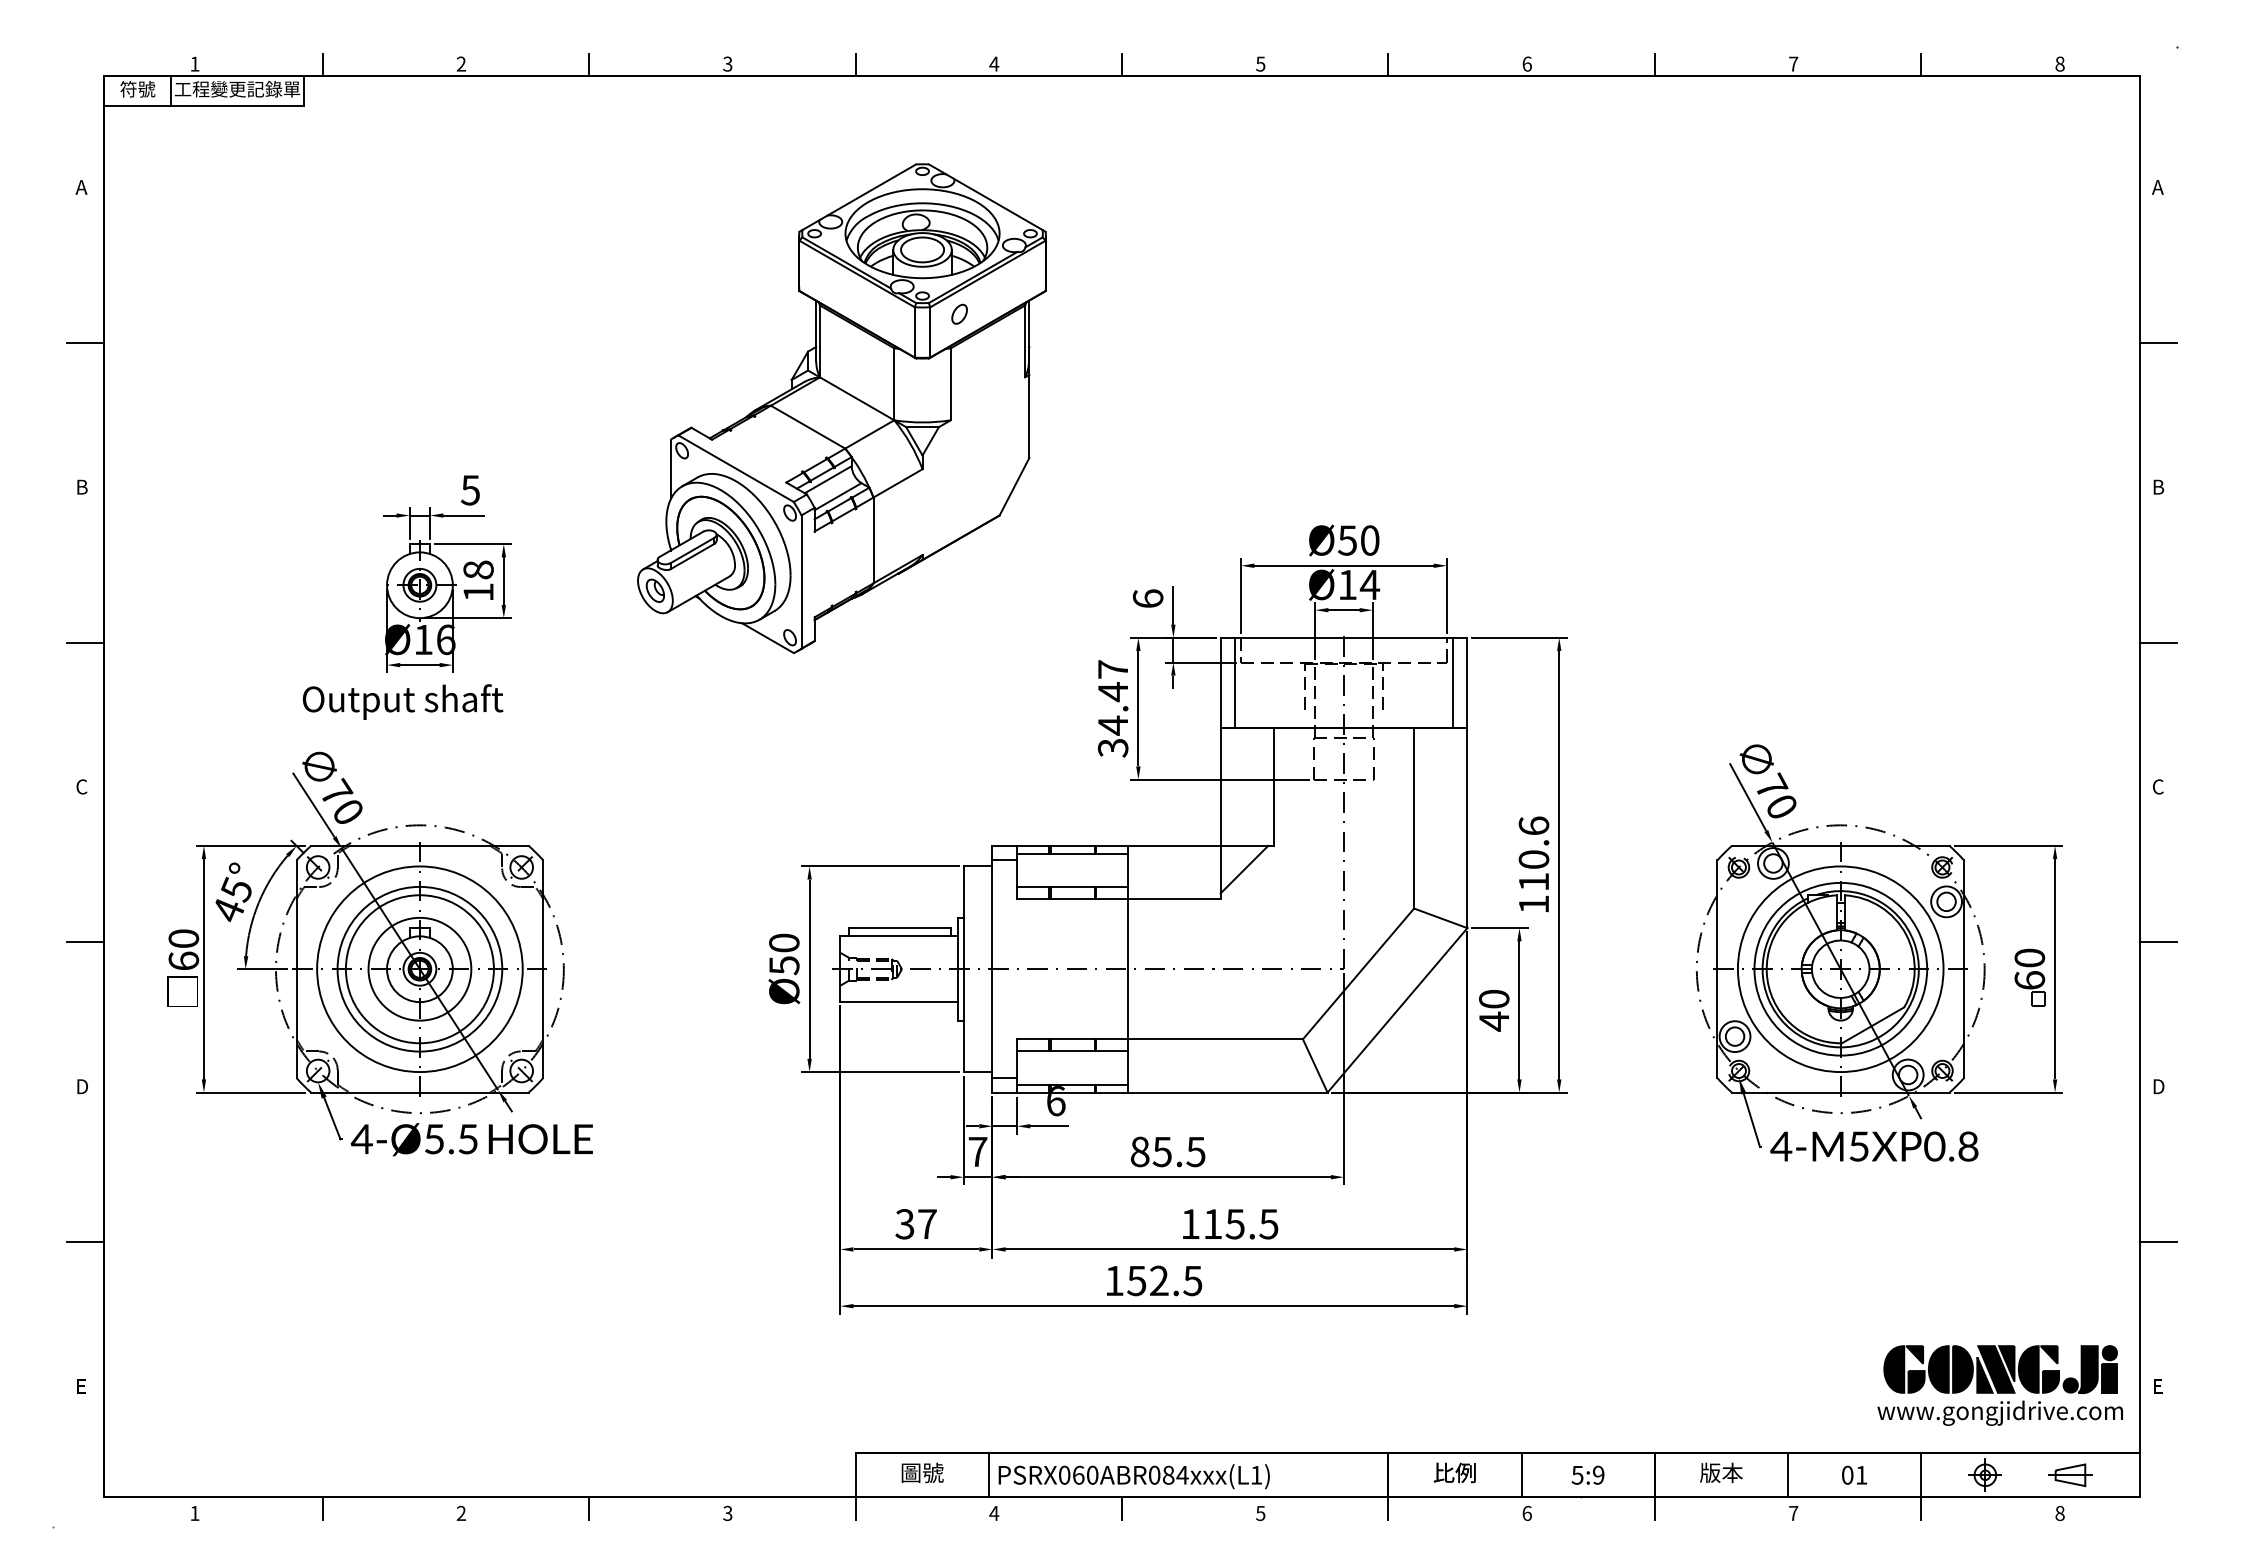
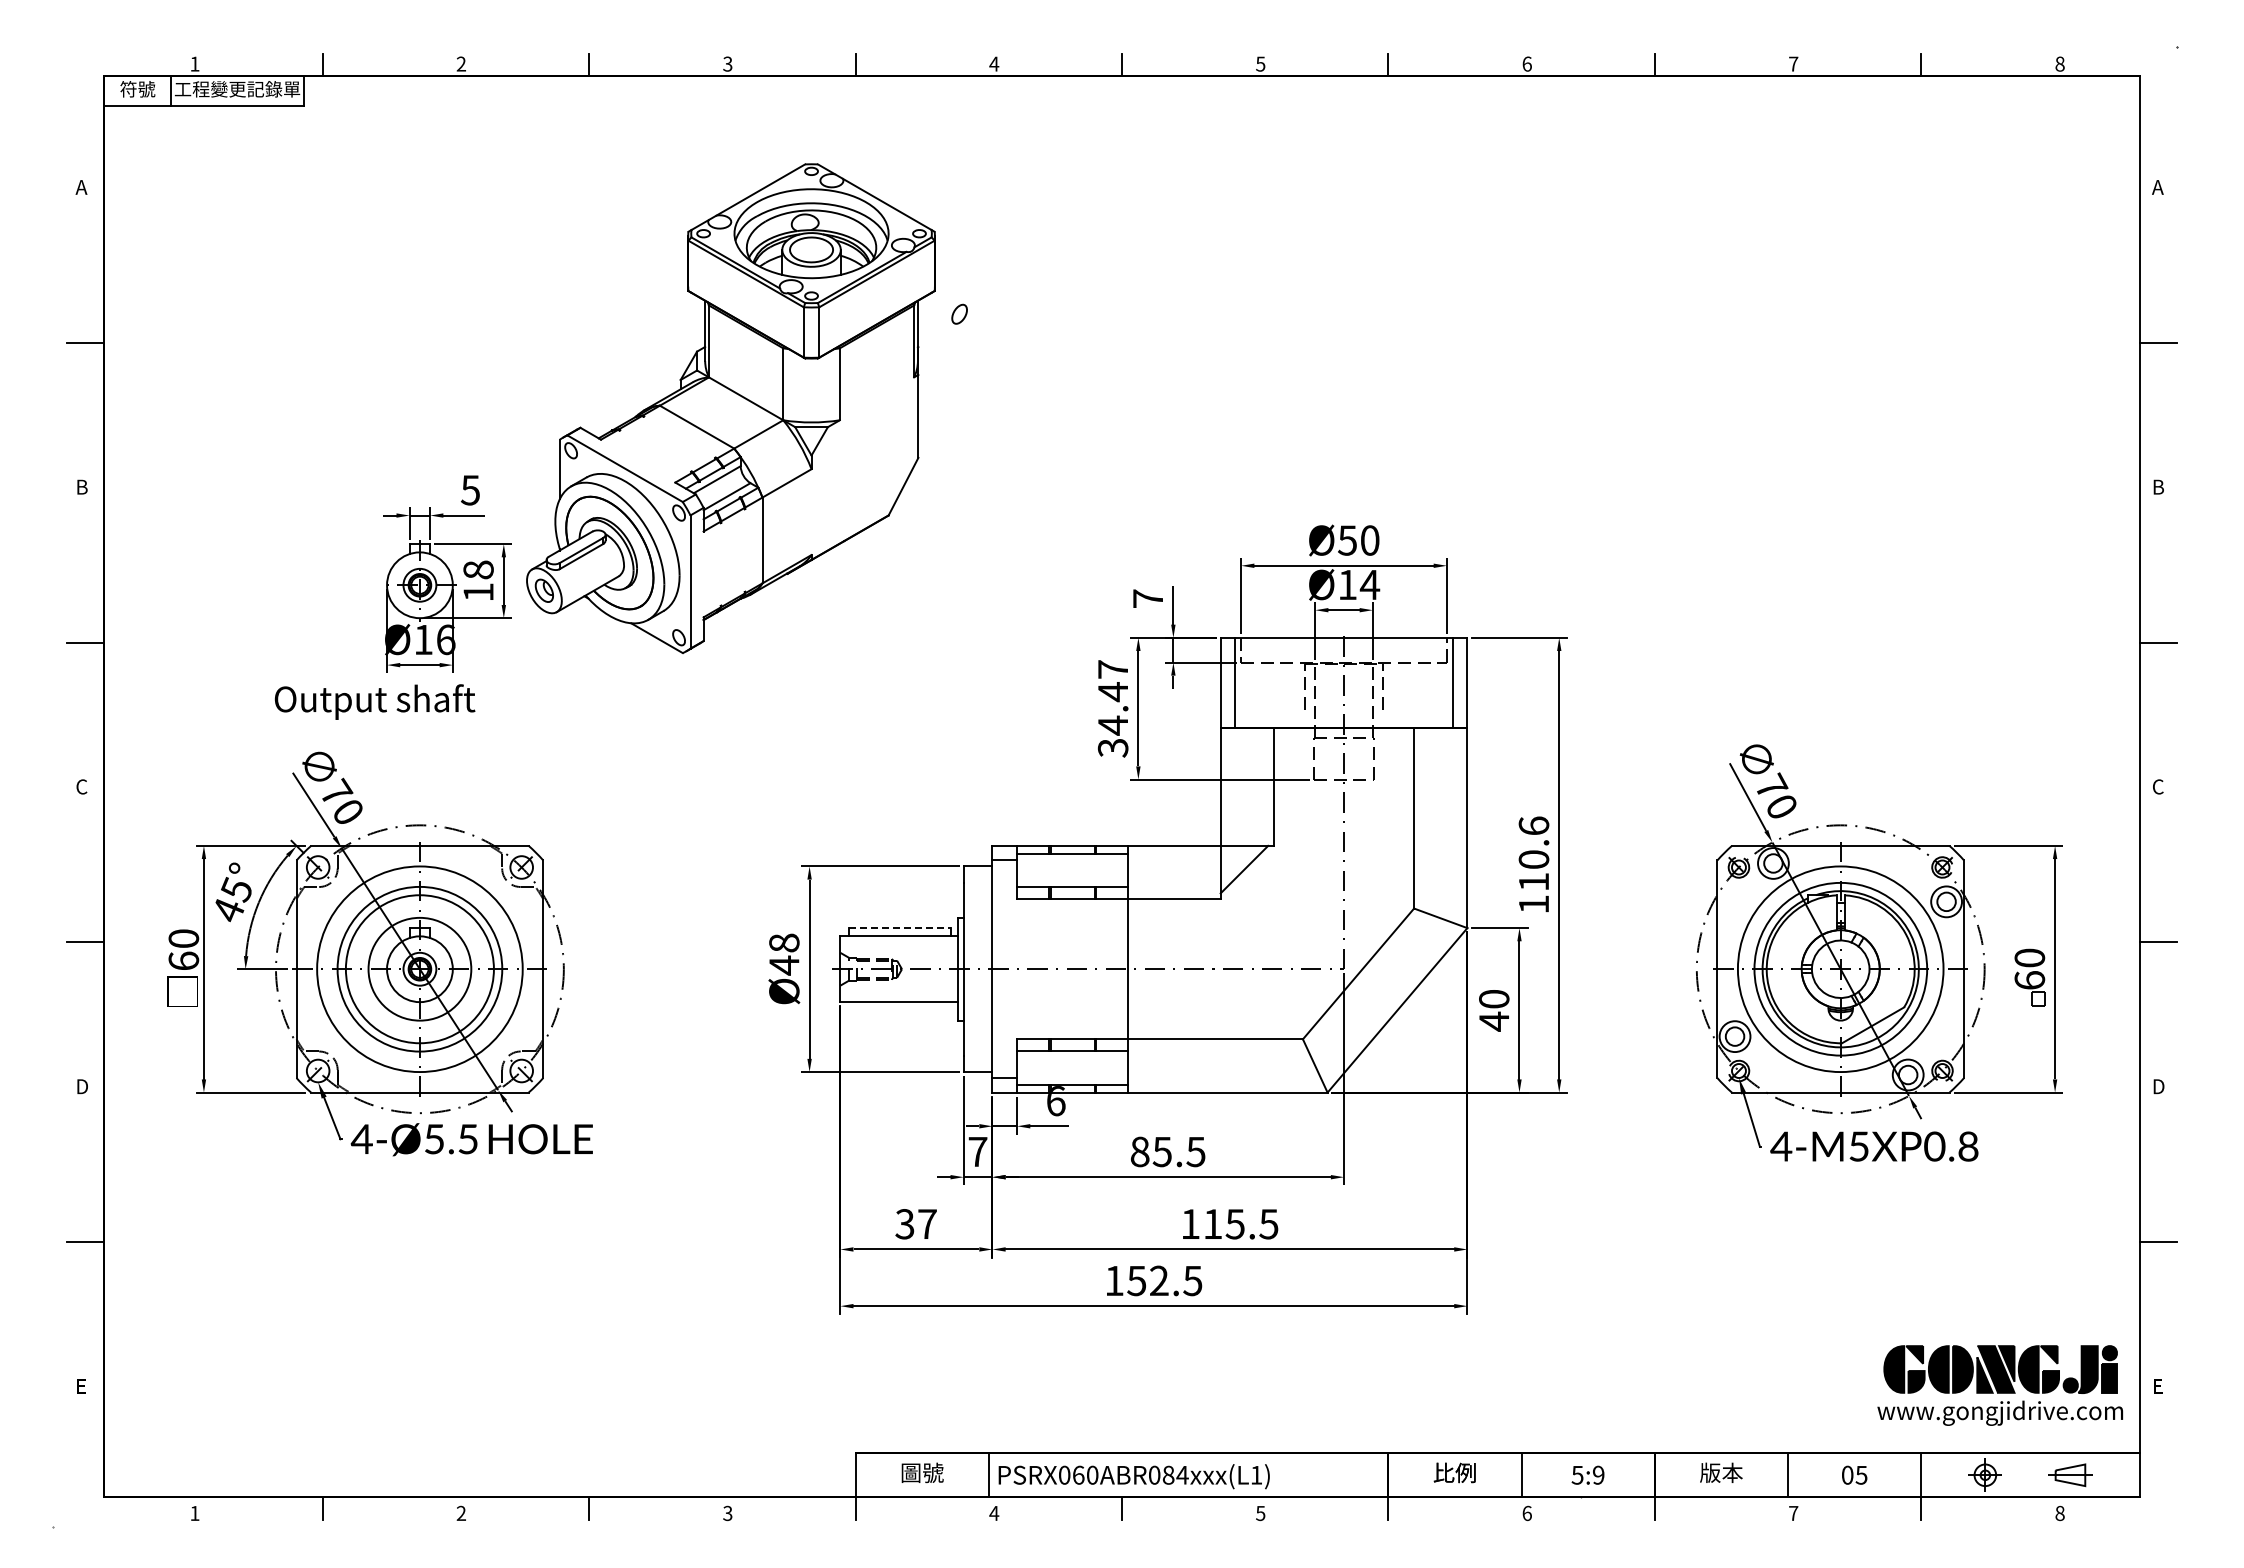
part position: (841, 408) -> (730, 408) (730, 408)
text: 6 -> 7 (1147, 598)
text position: (402, 701) -> (374, 701) (374, 701)
line: solid -> dashed (900, 928)
text: Ø50 -> Ø48 (784, 954)
text: 01 -> 05 (1861, 1475)
